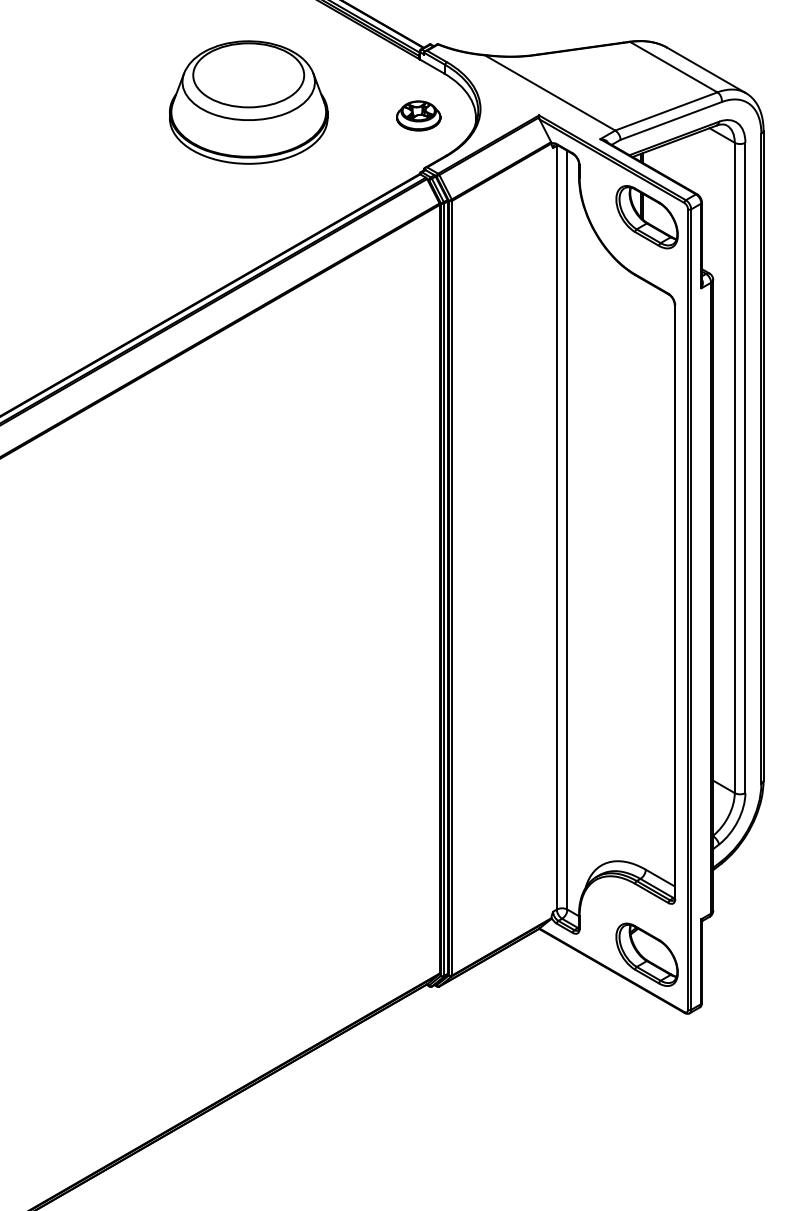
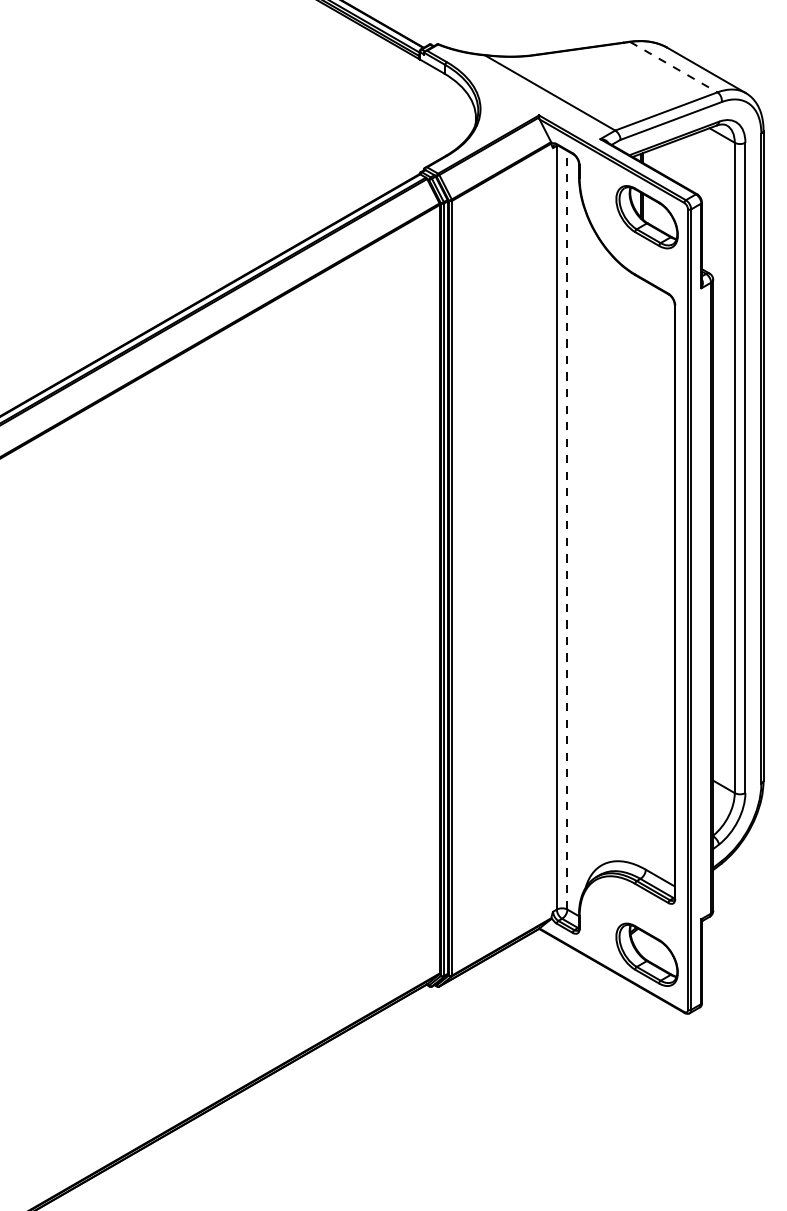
line: solid -> dashed (674, 67)
part: present -> none (248, 102)
part: present -> none (418, 115)
line: solid -> dashed (567, 529)
